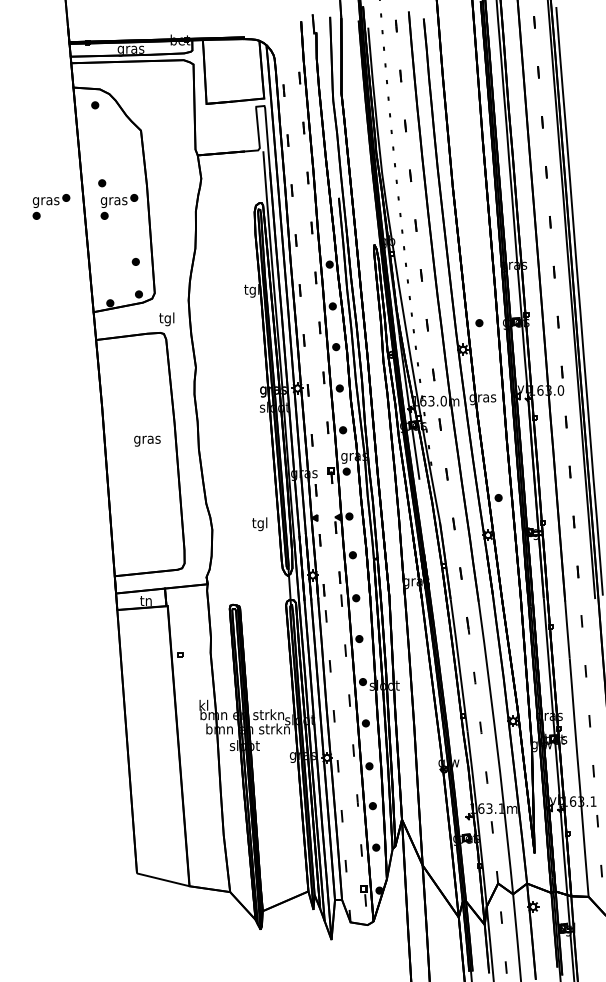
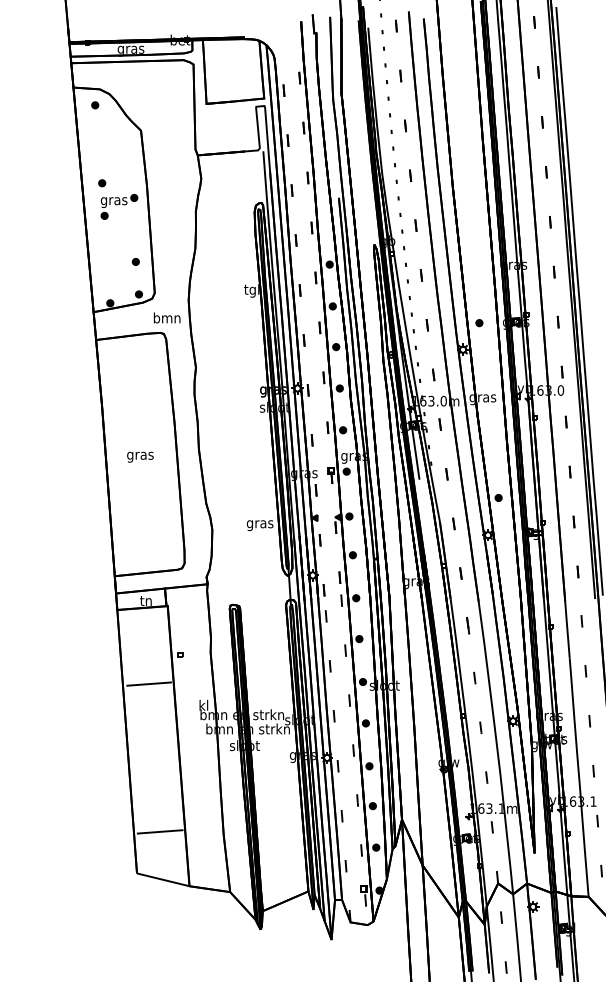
part: present -> none (51, 206)
text: tgl -> bmn (166, 319)
text position: (147, 440) -> (140, 456) (140, 456)
text: tgl -> gras (259, 524)
line: none -> present (148, 683)
line: none -> present (159, 831)
